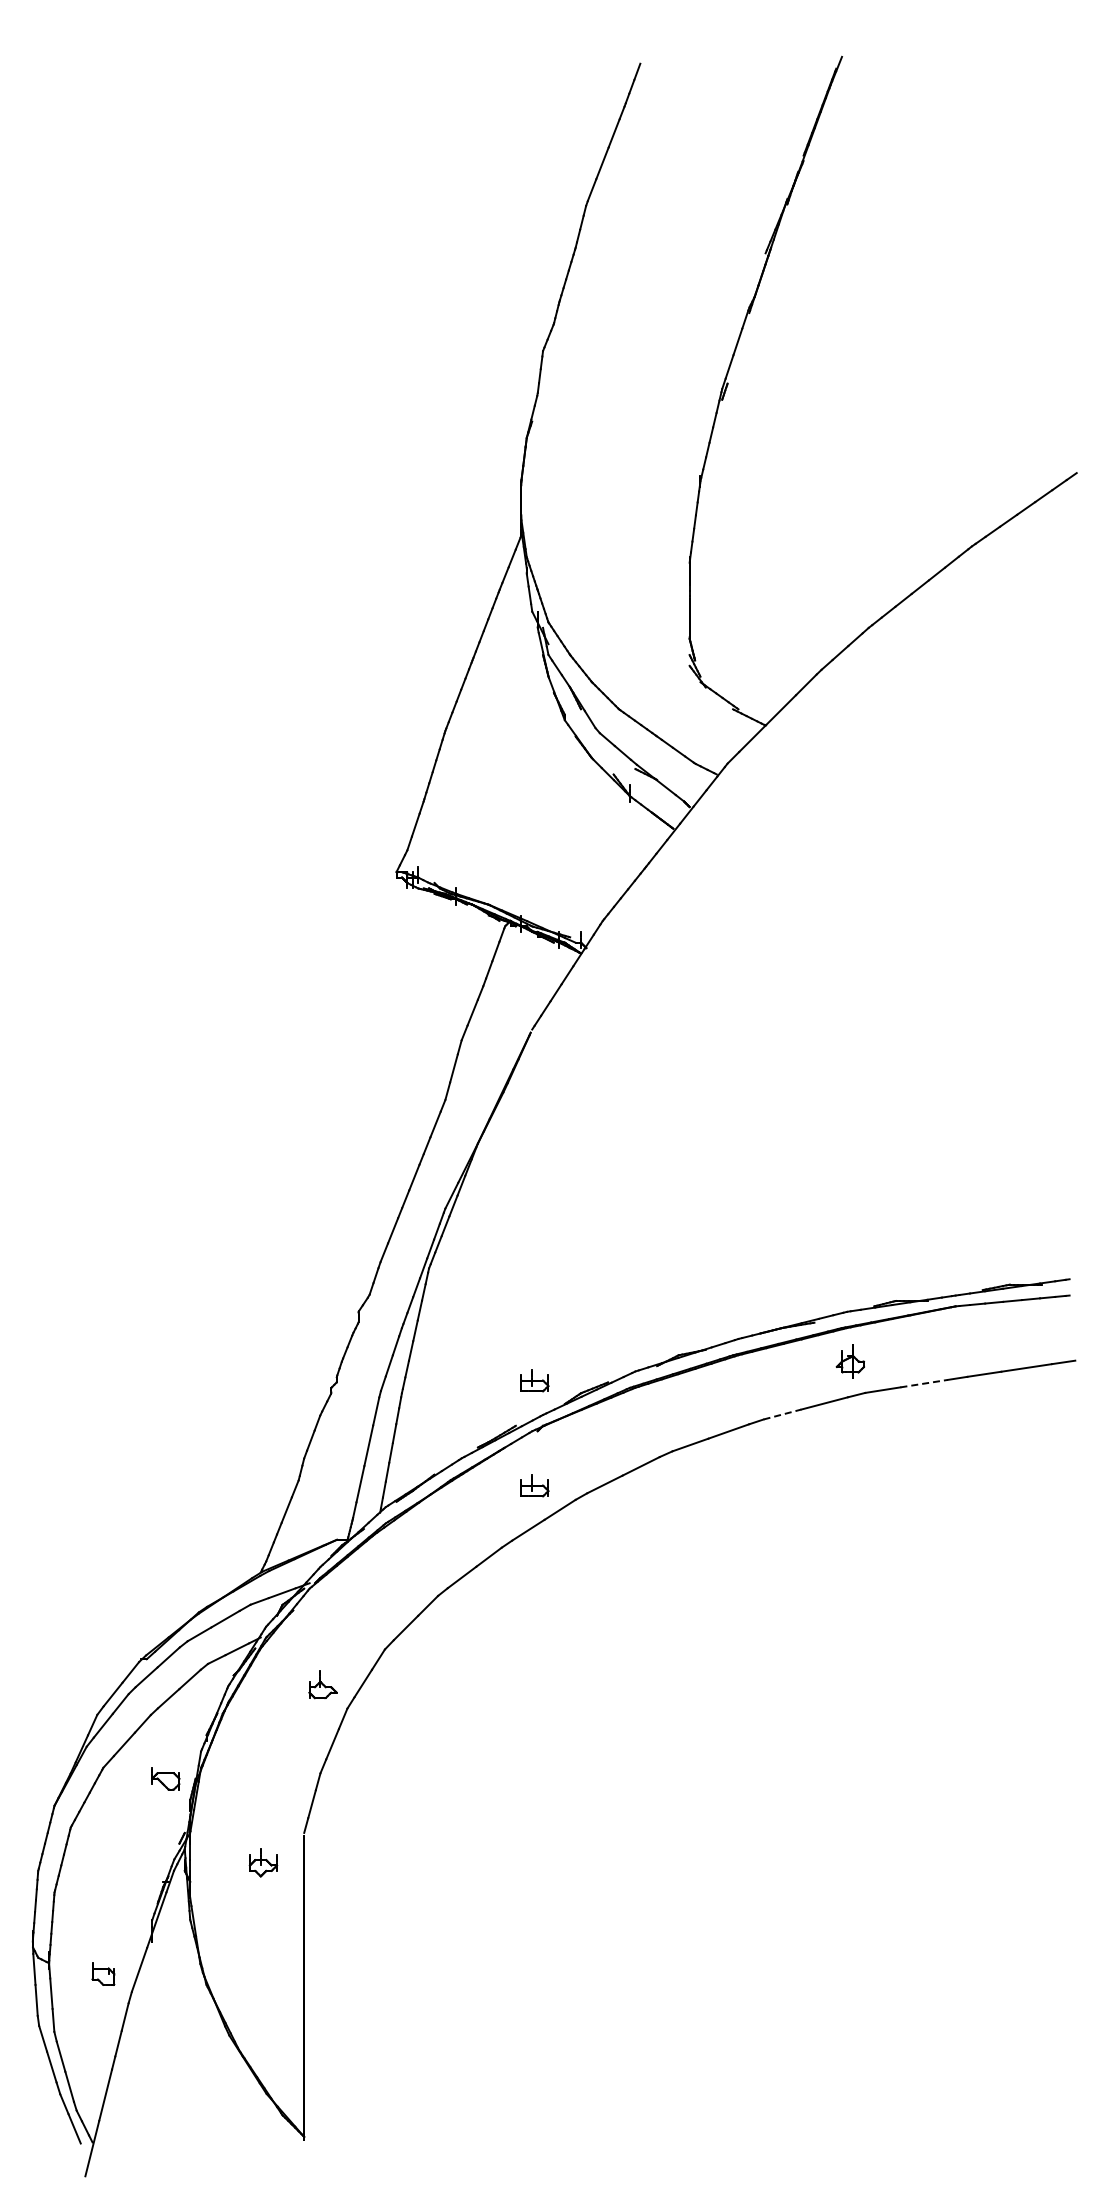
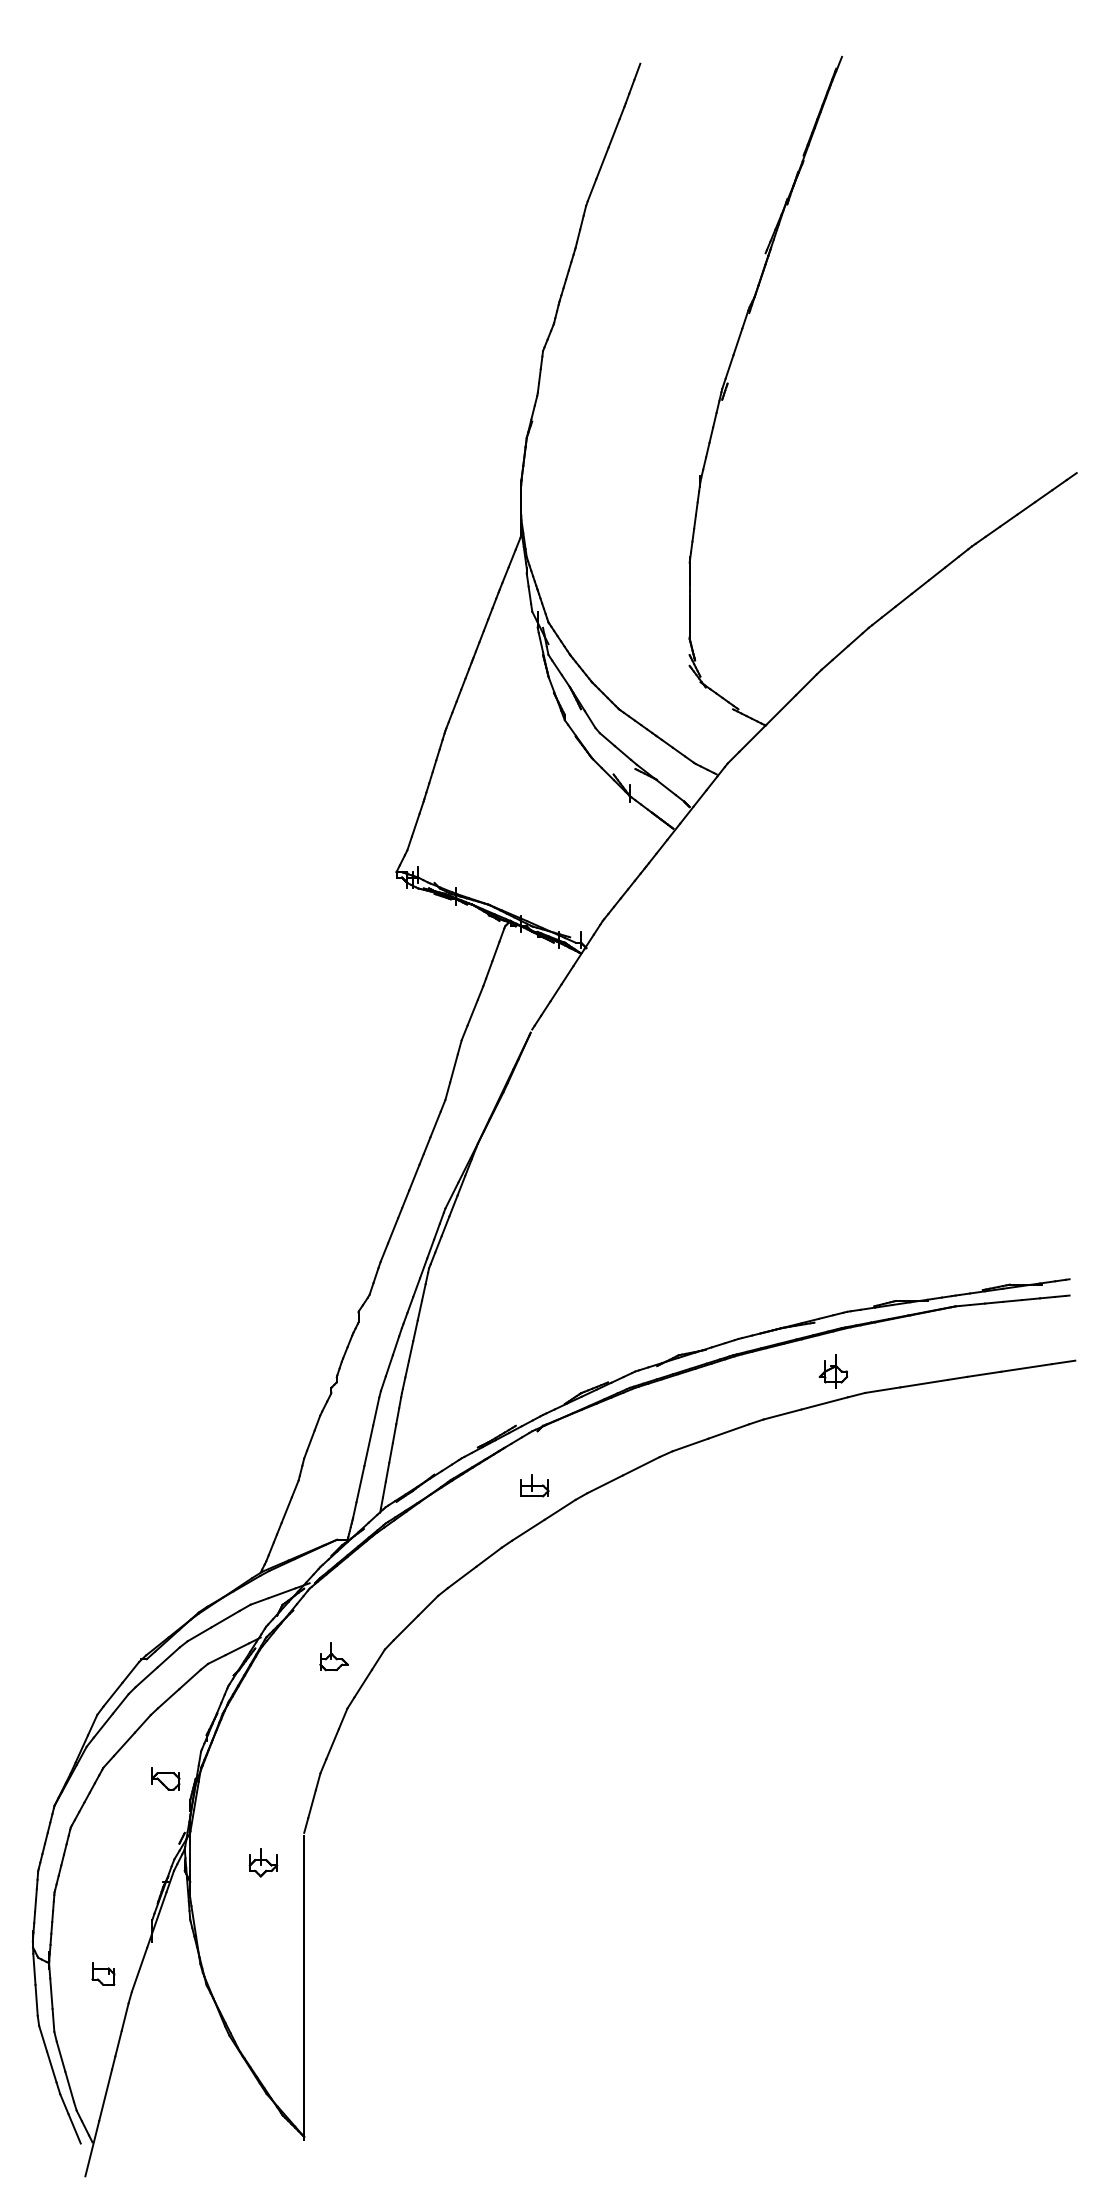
part position: (849, 1361) -> (832, 1371) (832, 1371)
part: present -> none (534, 1380)
line: dashed -> solid (924, 1383)
line: dashed -> solid (782, 1414)
part position: (322, 1684) -> (333, 1656) (333, 1656)
